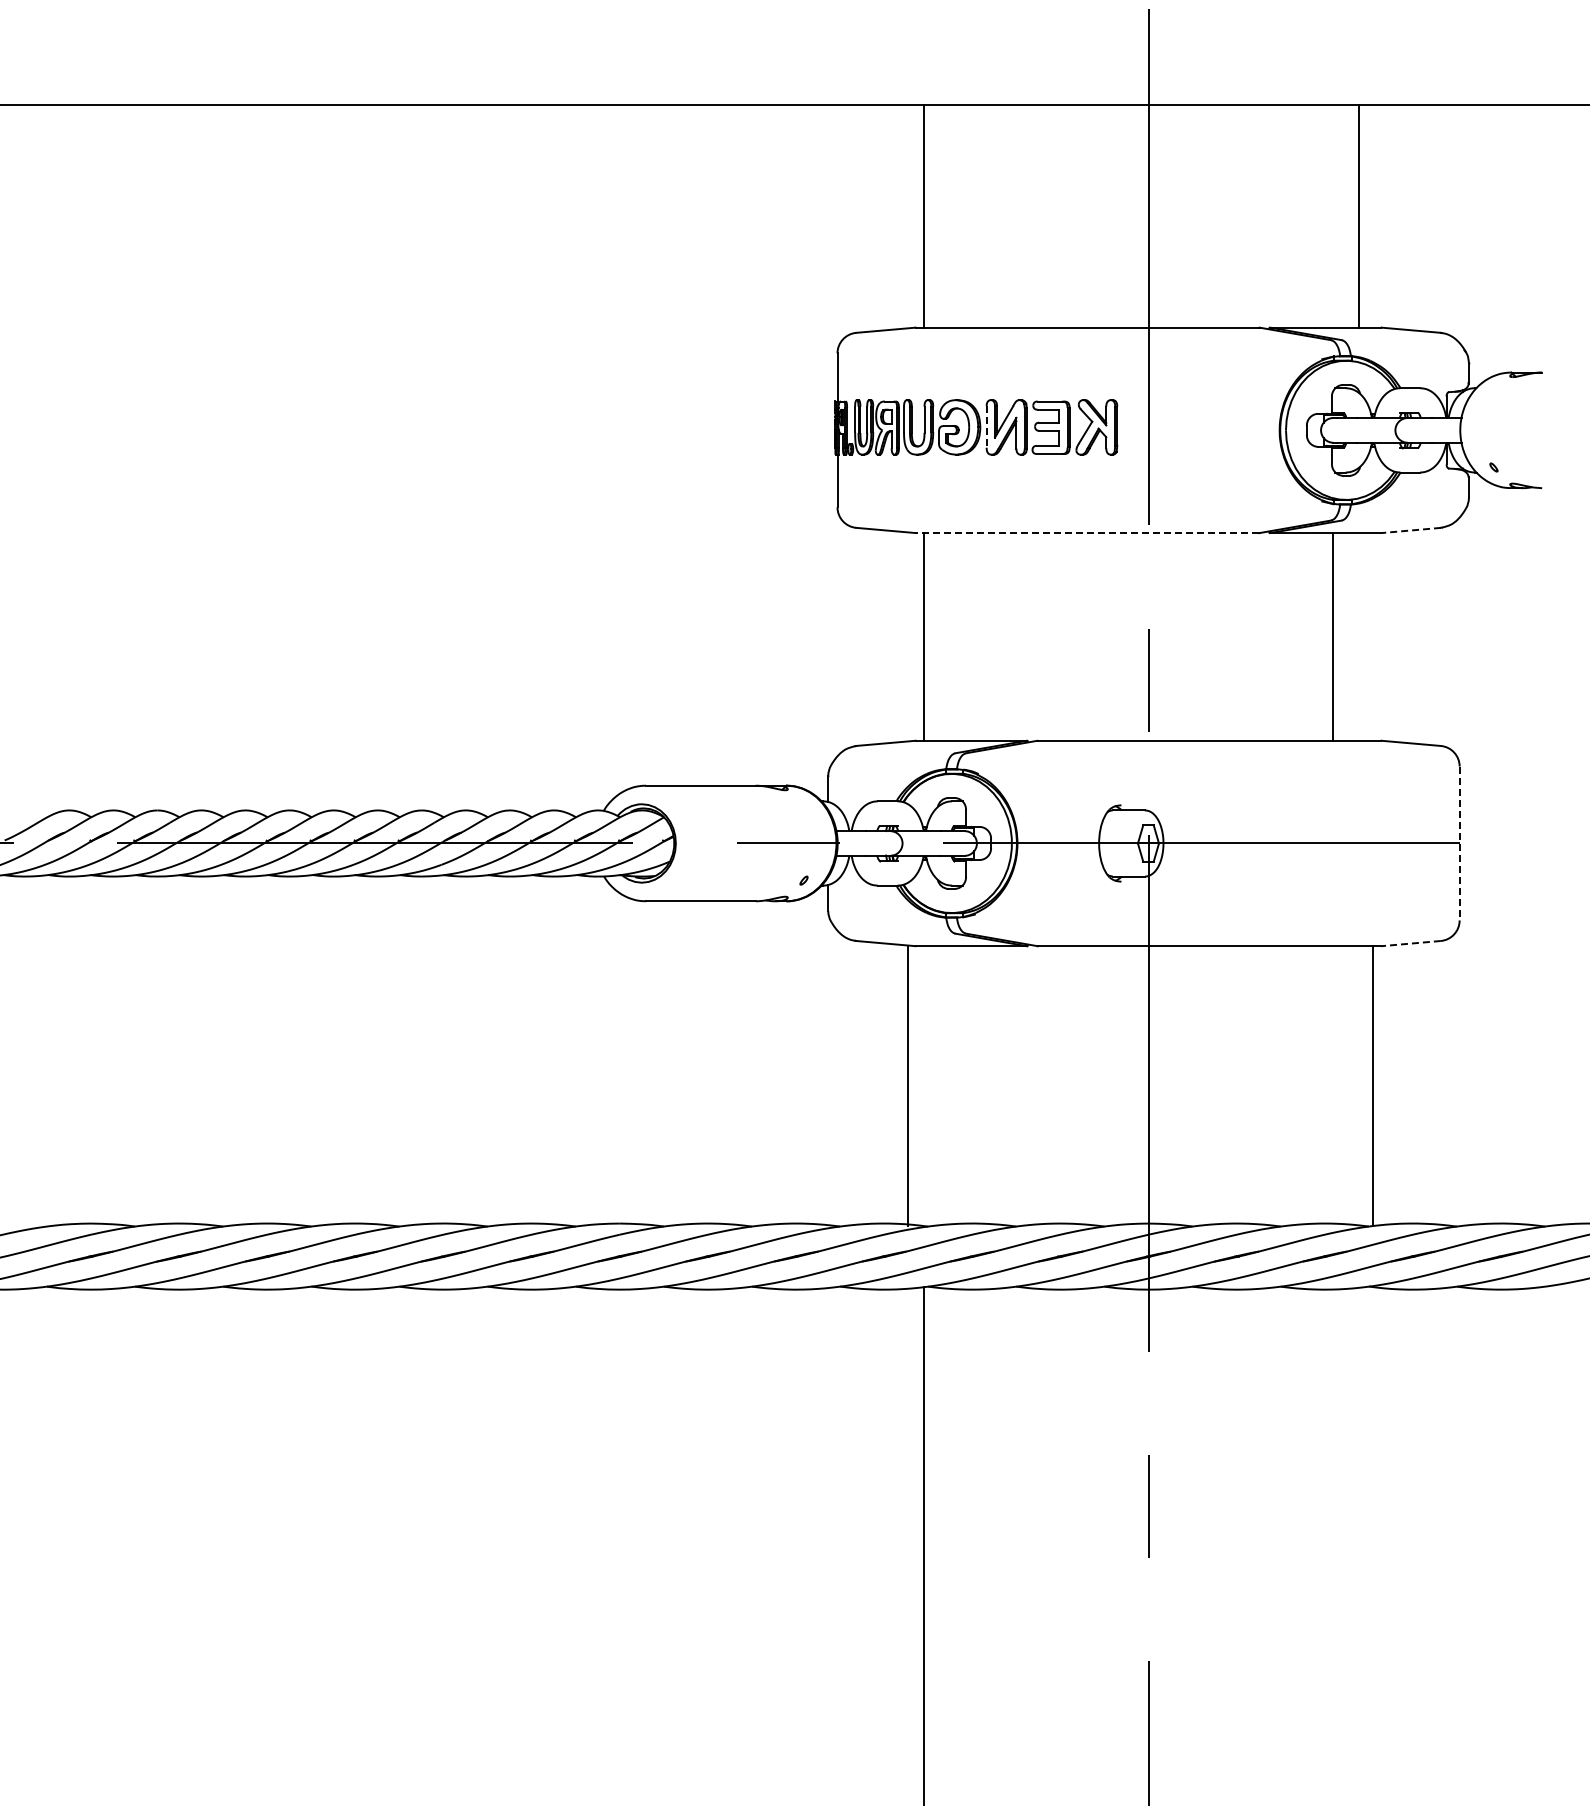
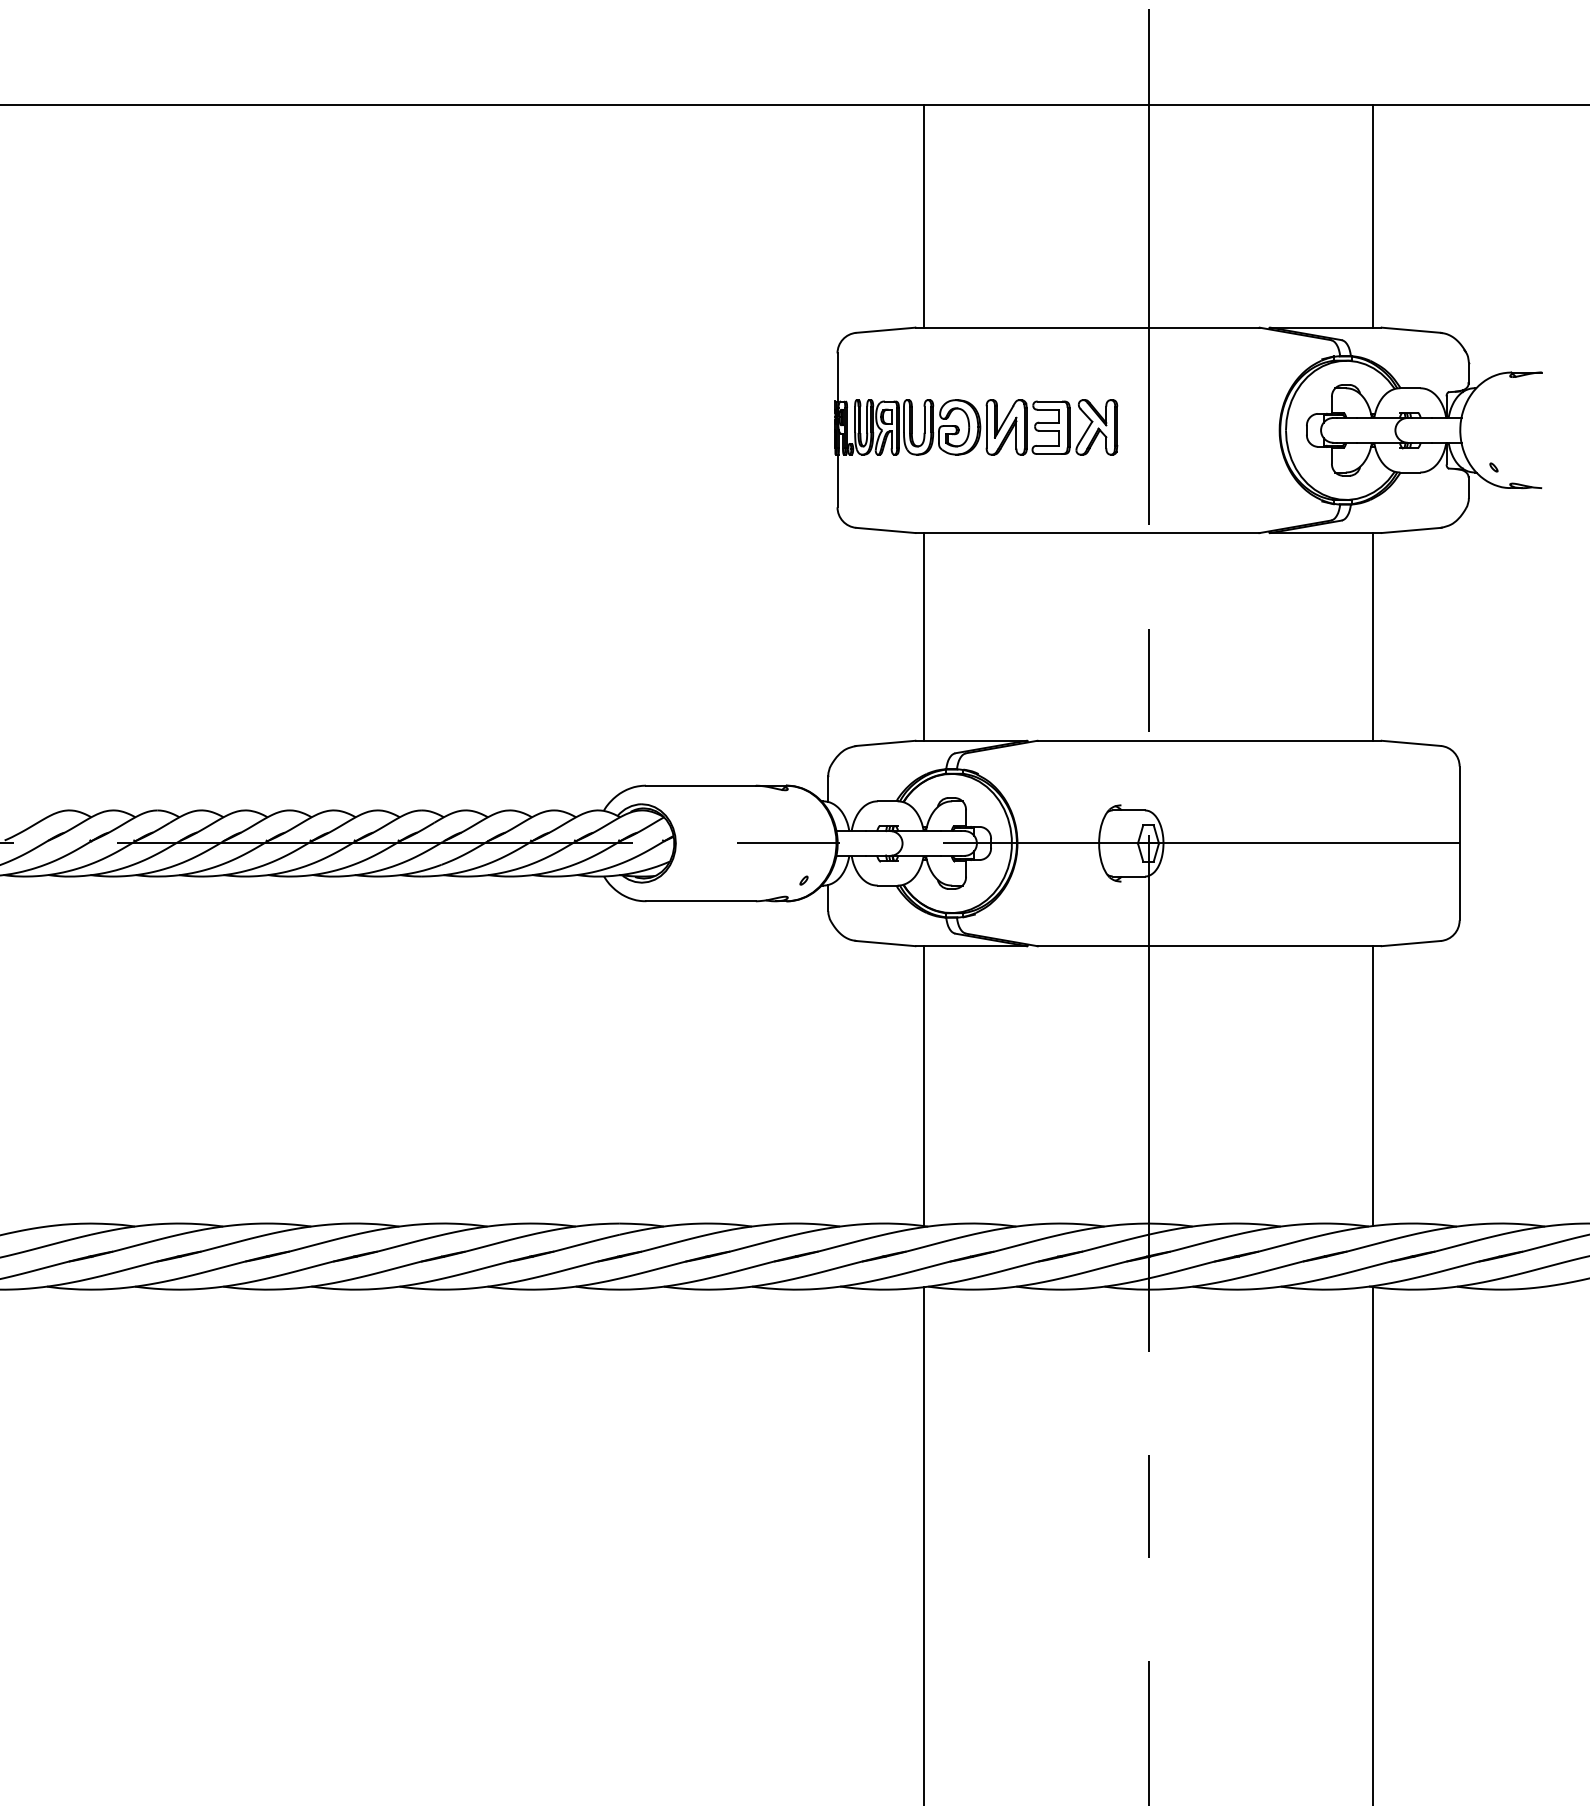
line position: (1359, 215) -> (1373, 215) (1373, 215)
line: dashed -> solid (986, 427)
line: dashed -> solid (1411, 530)
line: dashed -> solid (1087, 533)
line position: (1333, 636) -> (1373, 636) (1373, 636)
line: dashed -> solid (1459, 843)
line: dashed -> solid (1411, 943)
line position: (907, 1086) -> (923, 1086) (923, 1086)
line: none -> present (1373, 1544)
